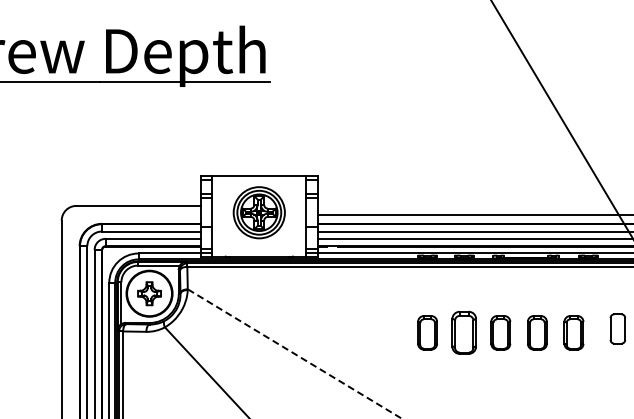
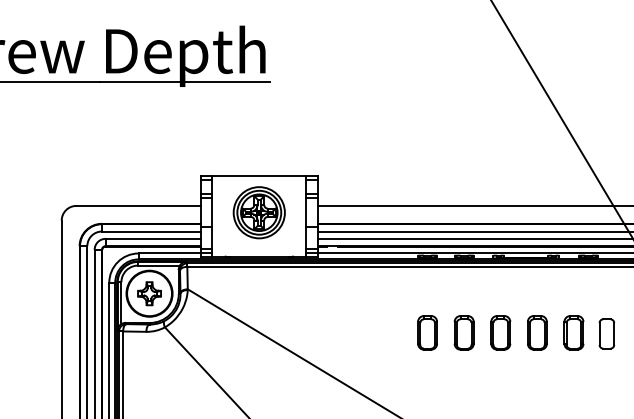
line position: (473, 214) -> (473, 205) (473, 205)
part position: (617, 328) -> (606, 333) (606, 333)
part size: 26x45 px -> 22x36 px (463, 332)
line: dashed -> solid (294, 353)
